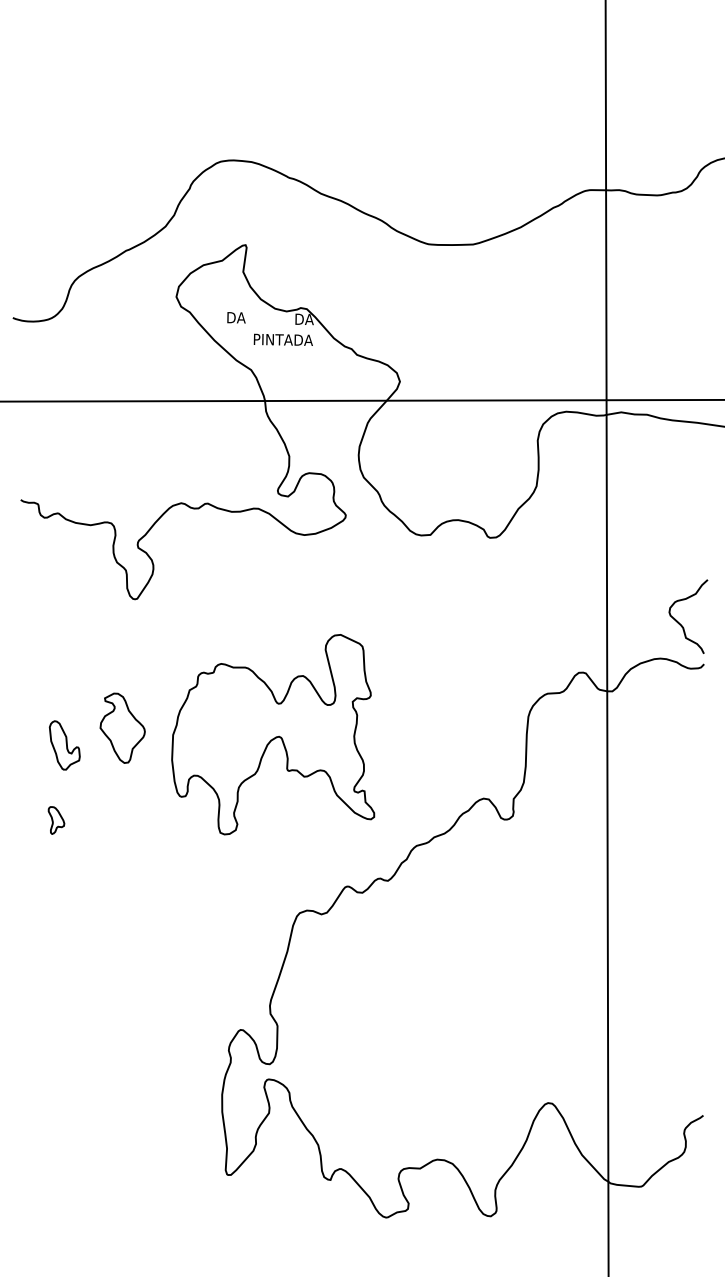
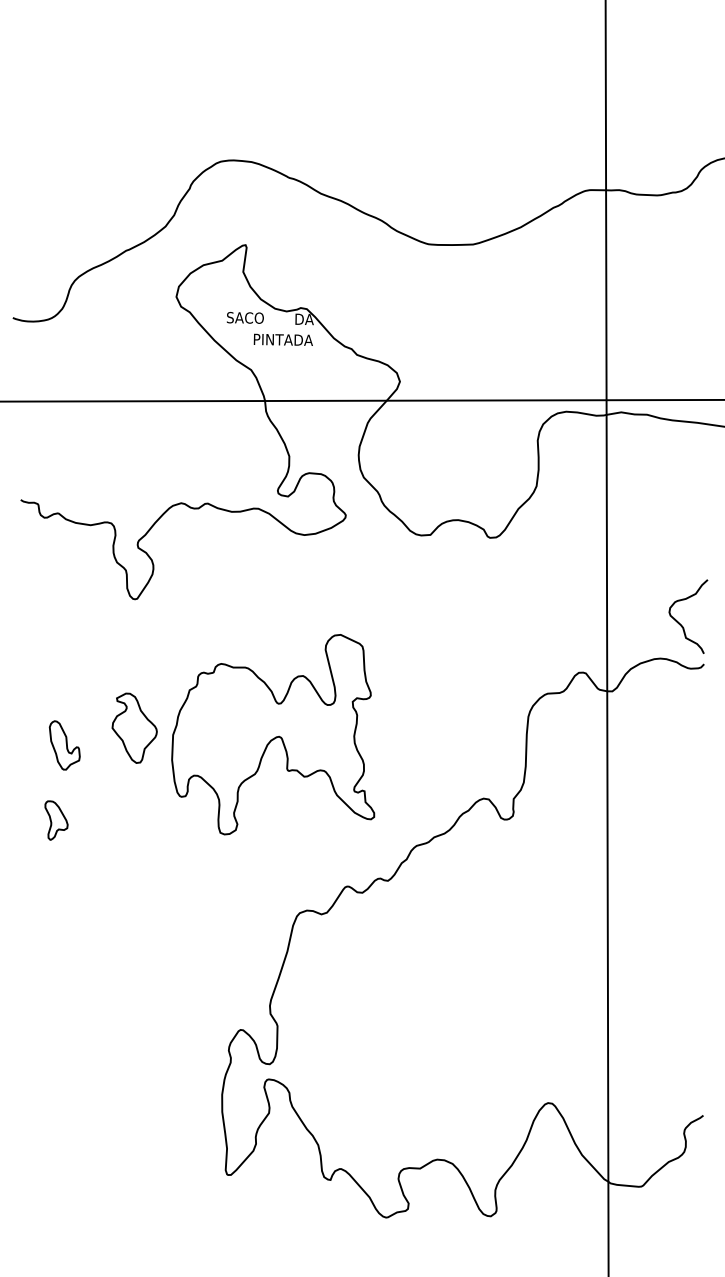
text: DA -> SACO (244, 317)
part position: (122, 727) -> (134, 727) (134, 727)
part size: 19x29 px -> 25x41 px (56, 820)
